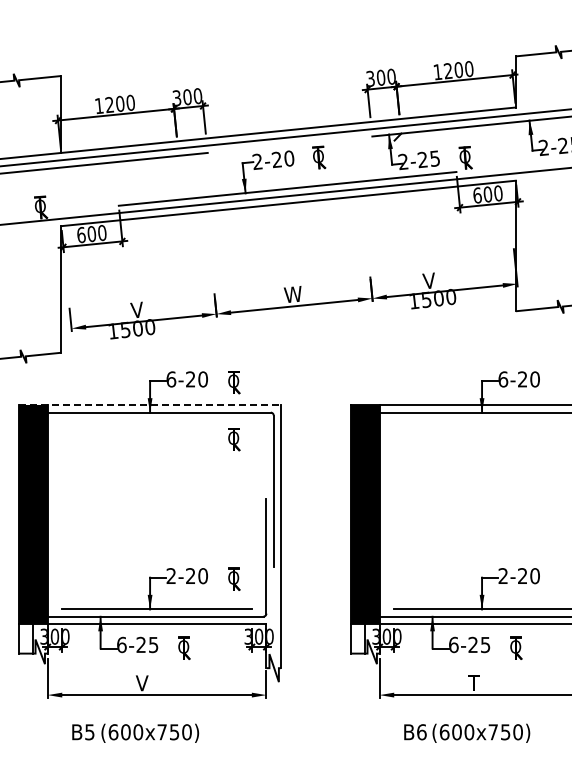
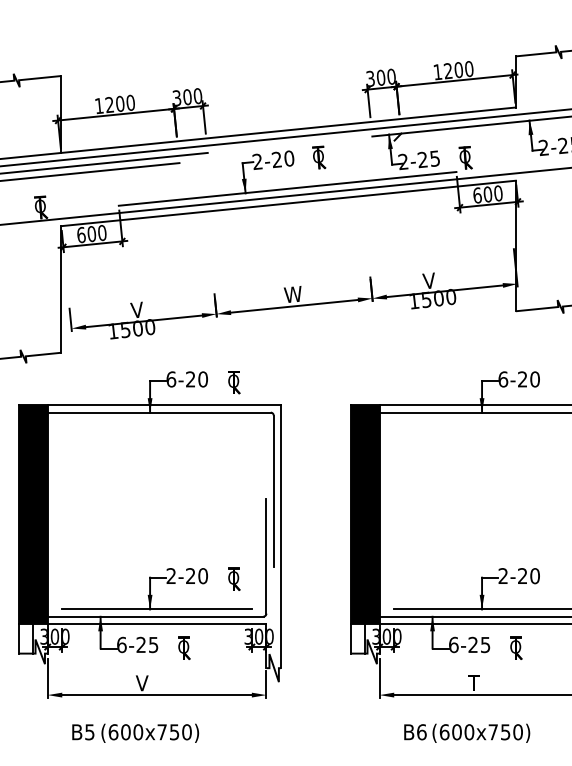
line: none -> present (90, 171)
line: dashed -> solid (150, 405)
part: present -> none (234, 439)
